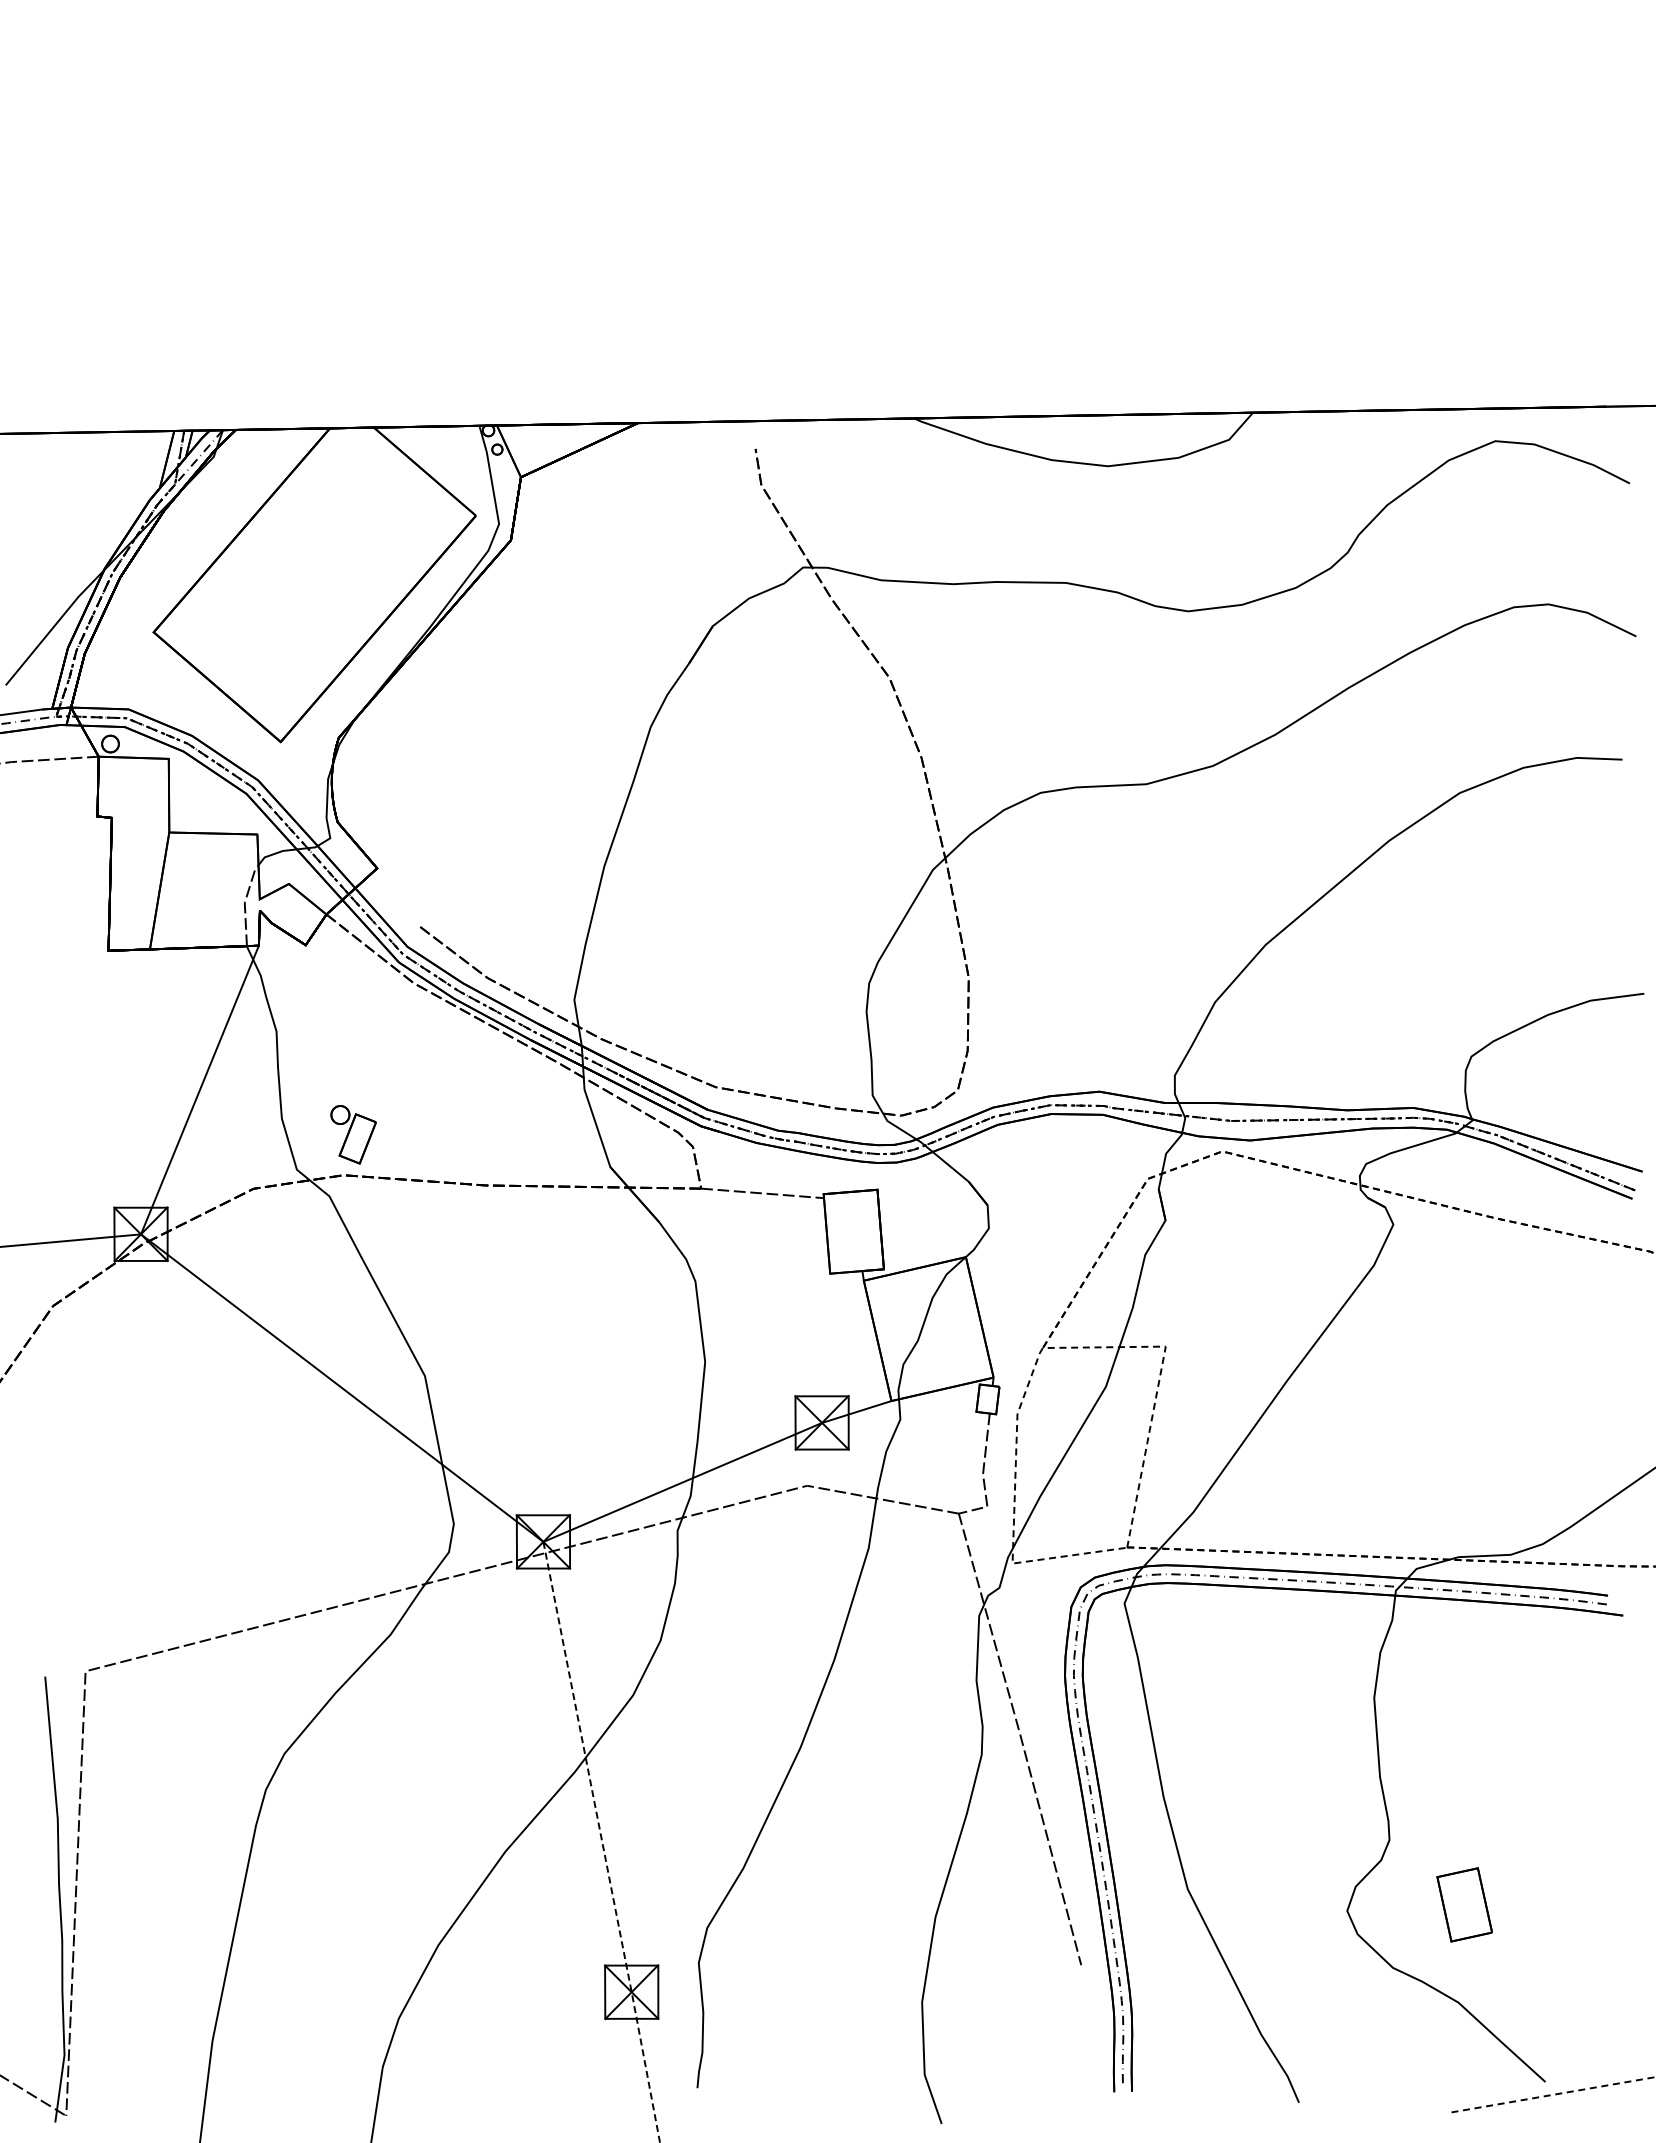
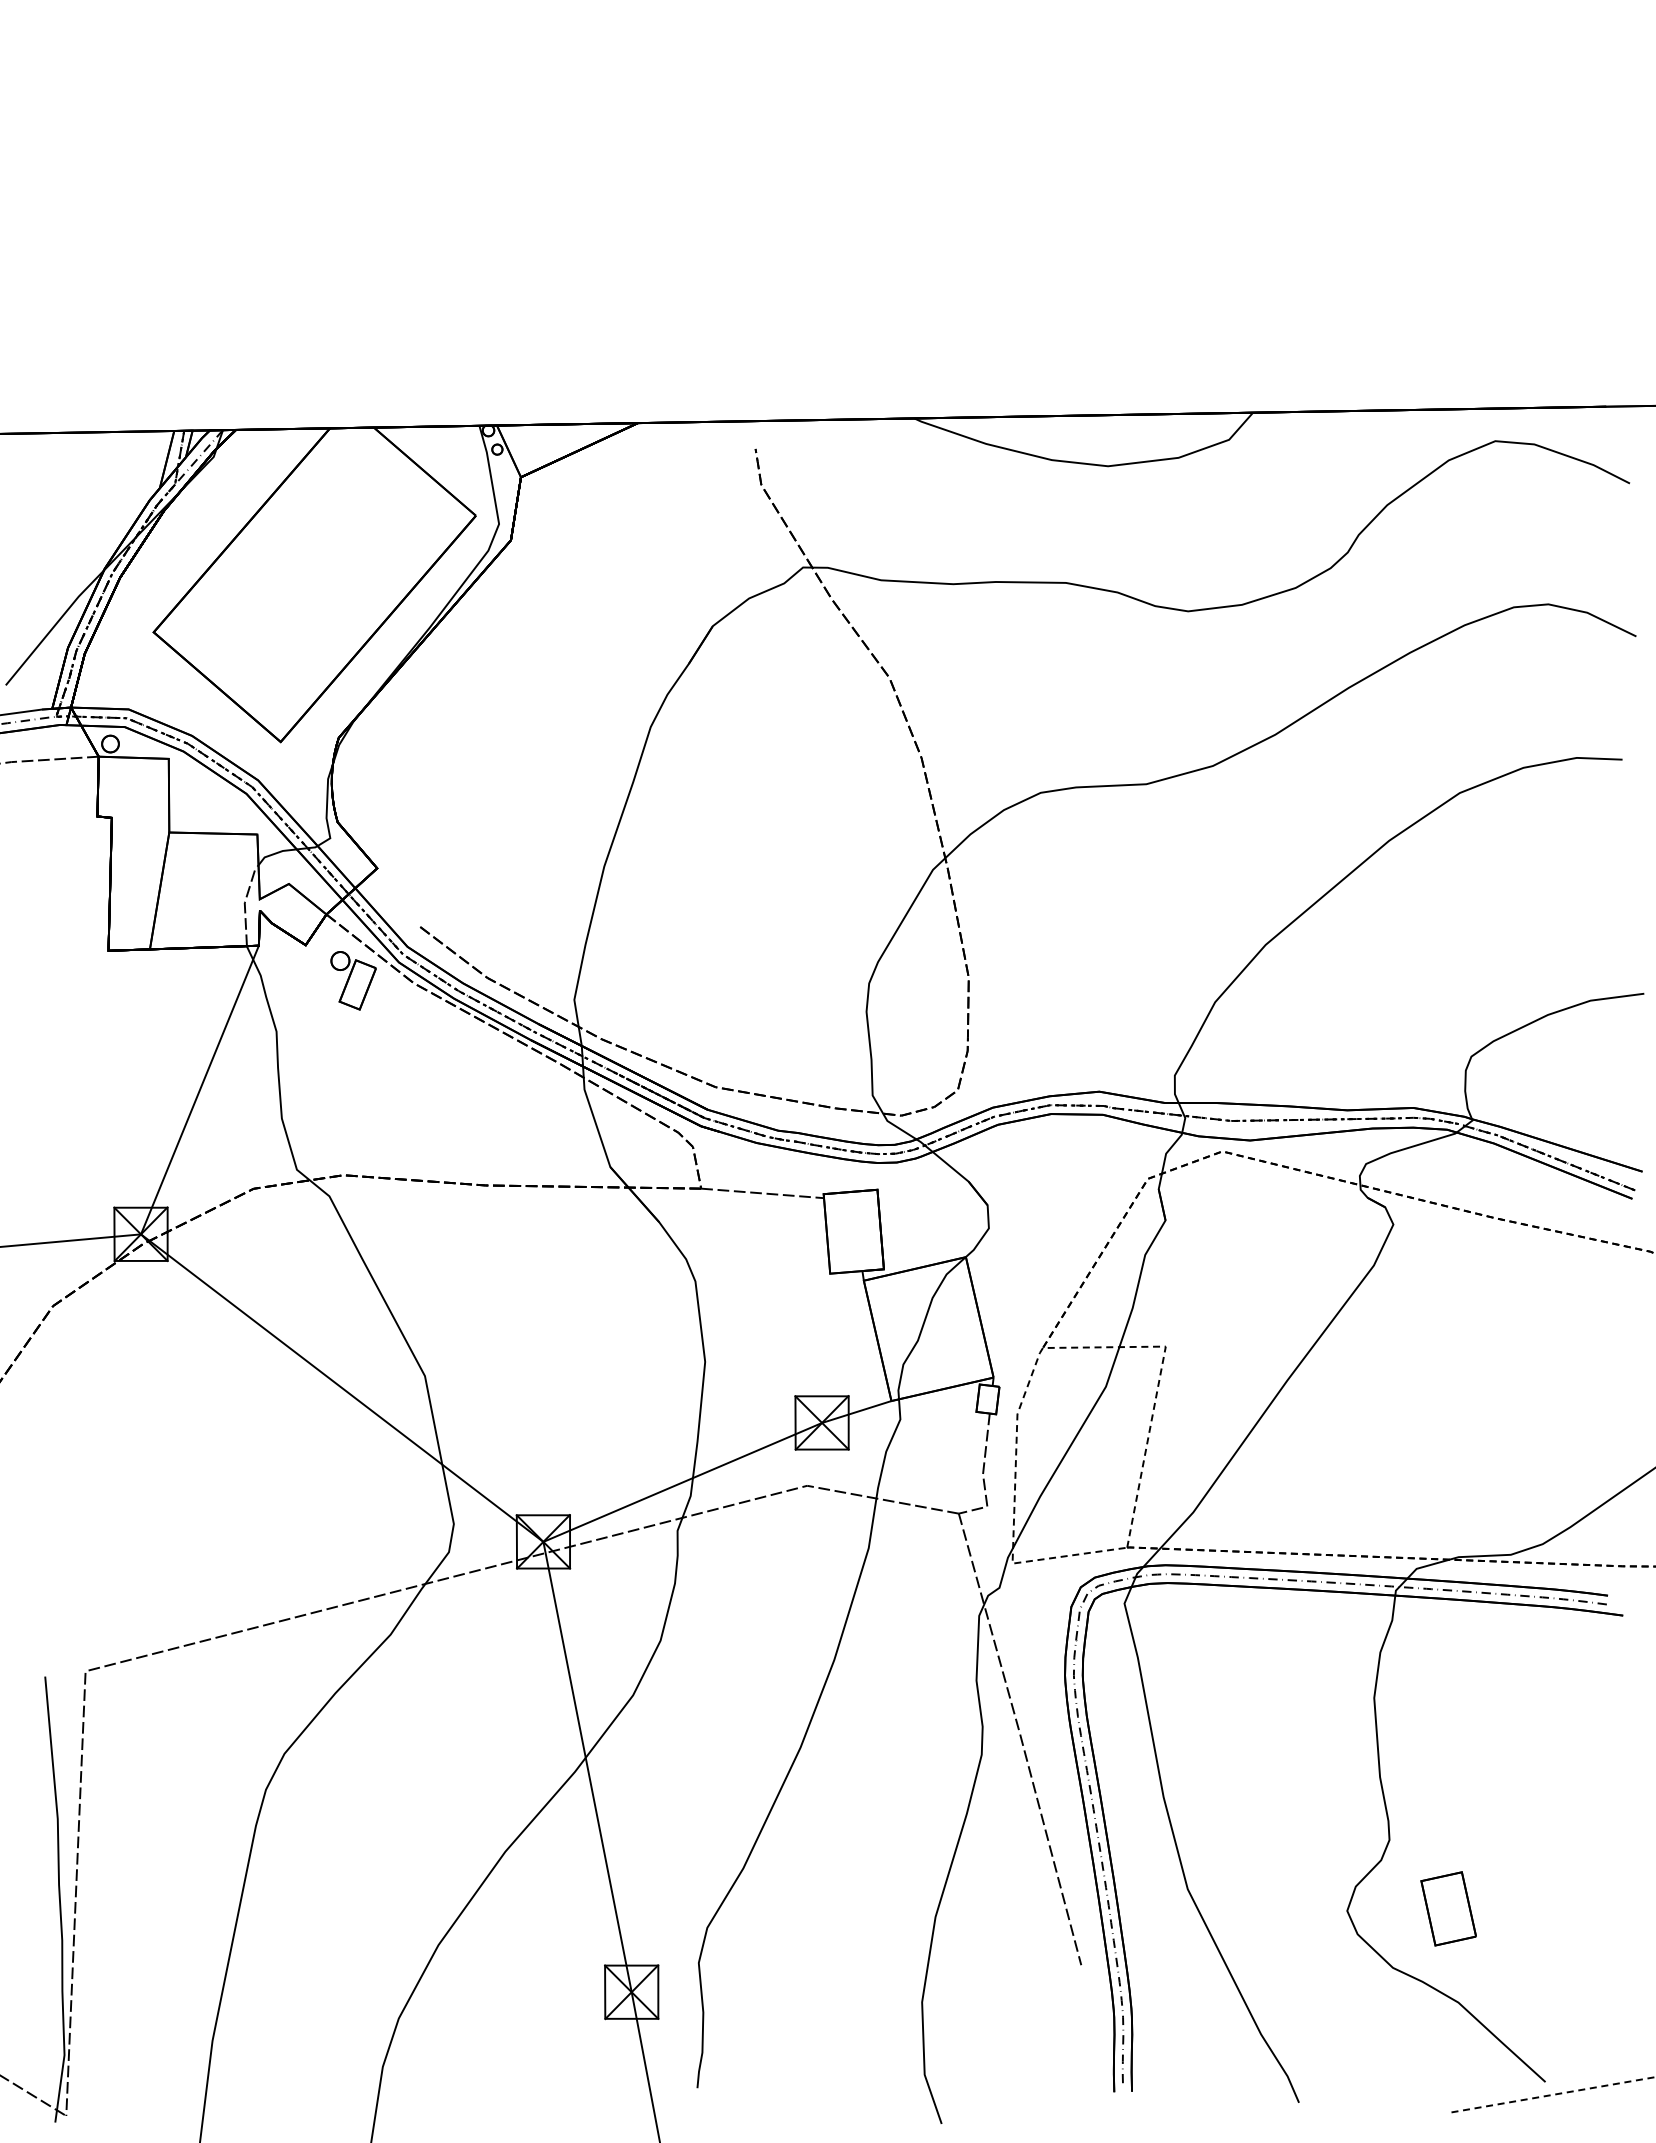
part position: (353, 1134) -> (353, 980) (353, 980)
line: dashed -> solid (602, 1843)
part position: (1464, 1904) -> (1448, 1908) (1448, 1908)
